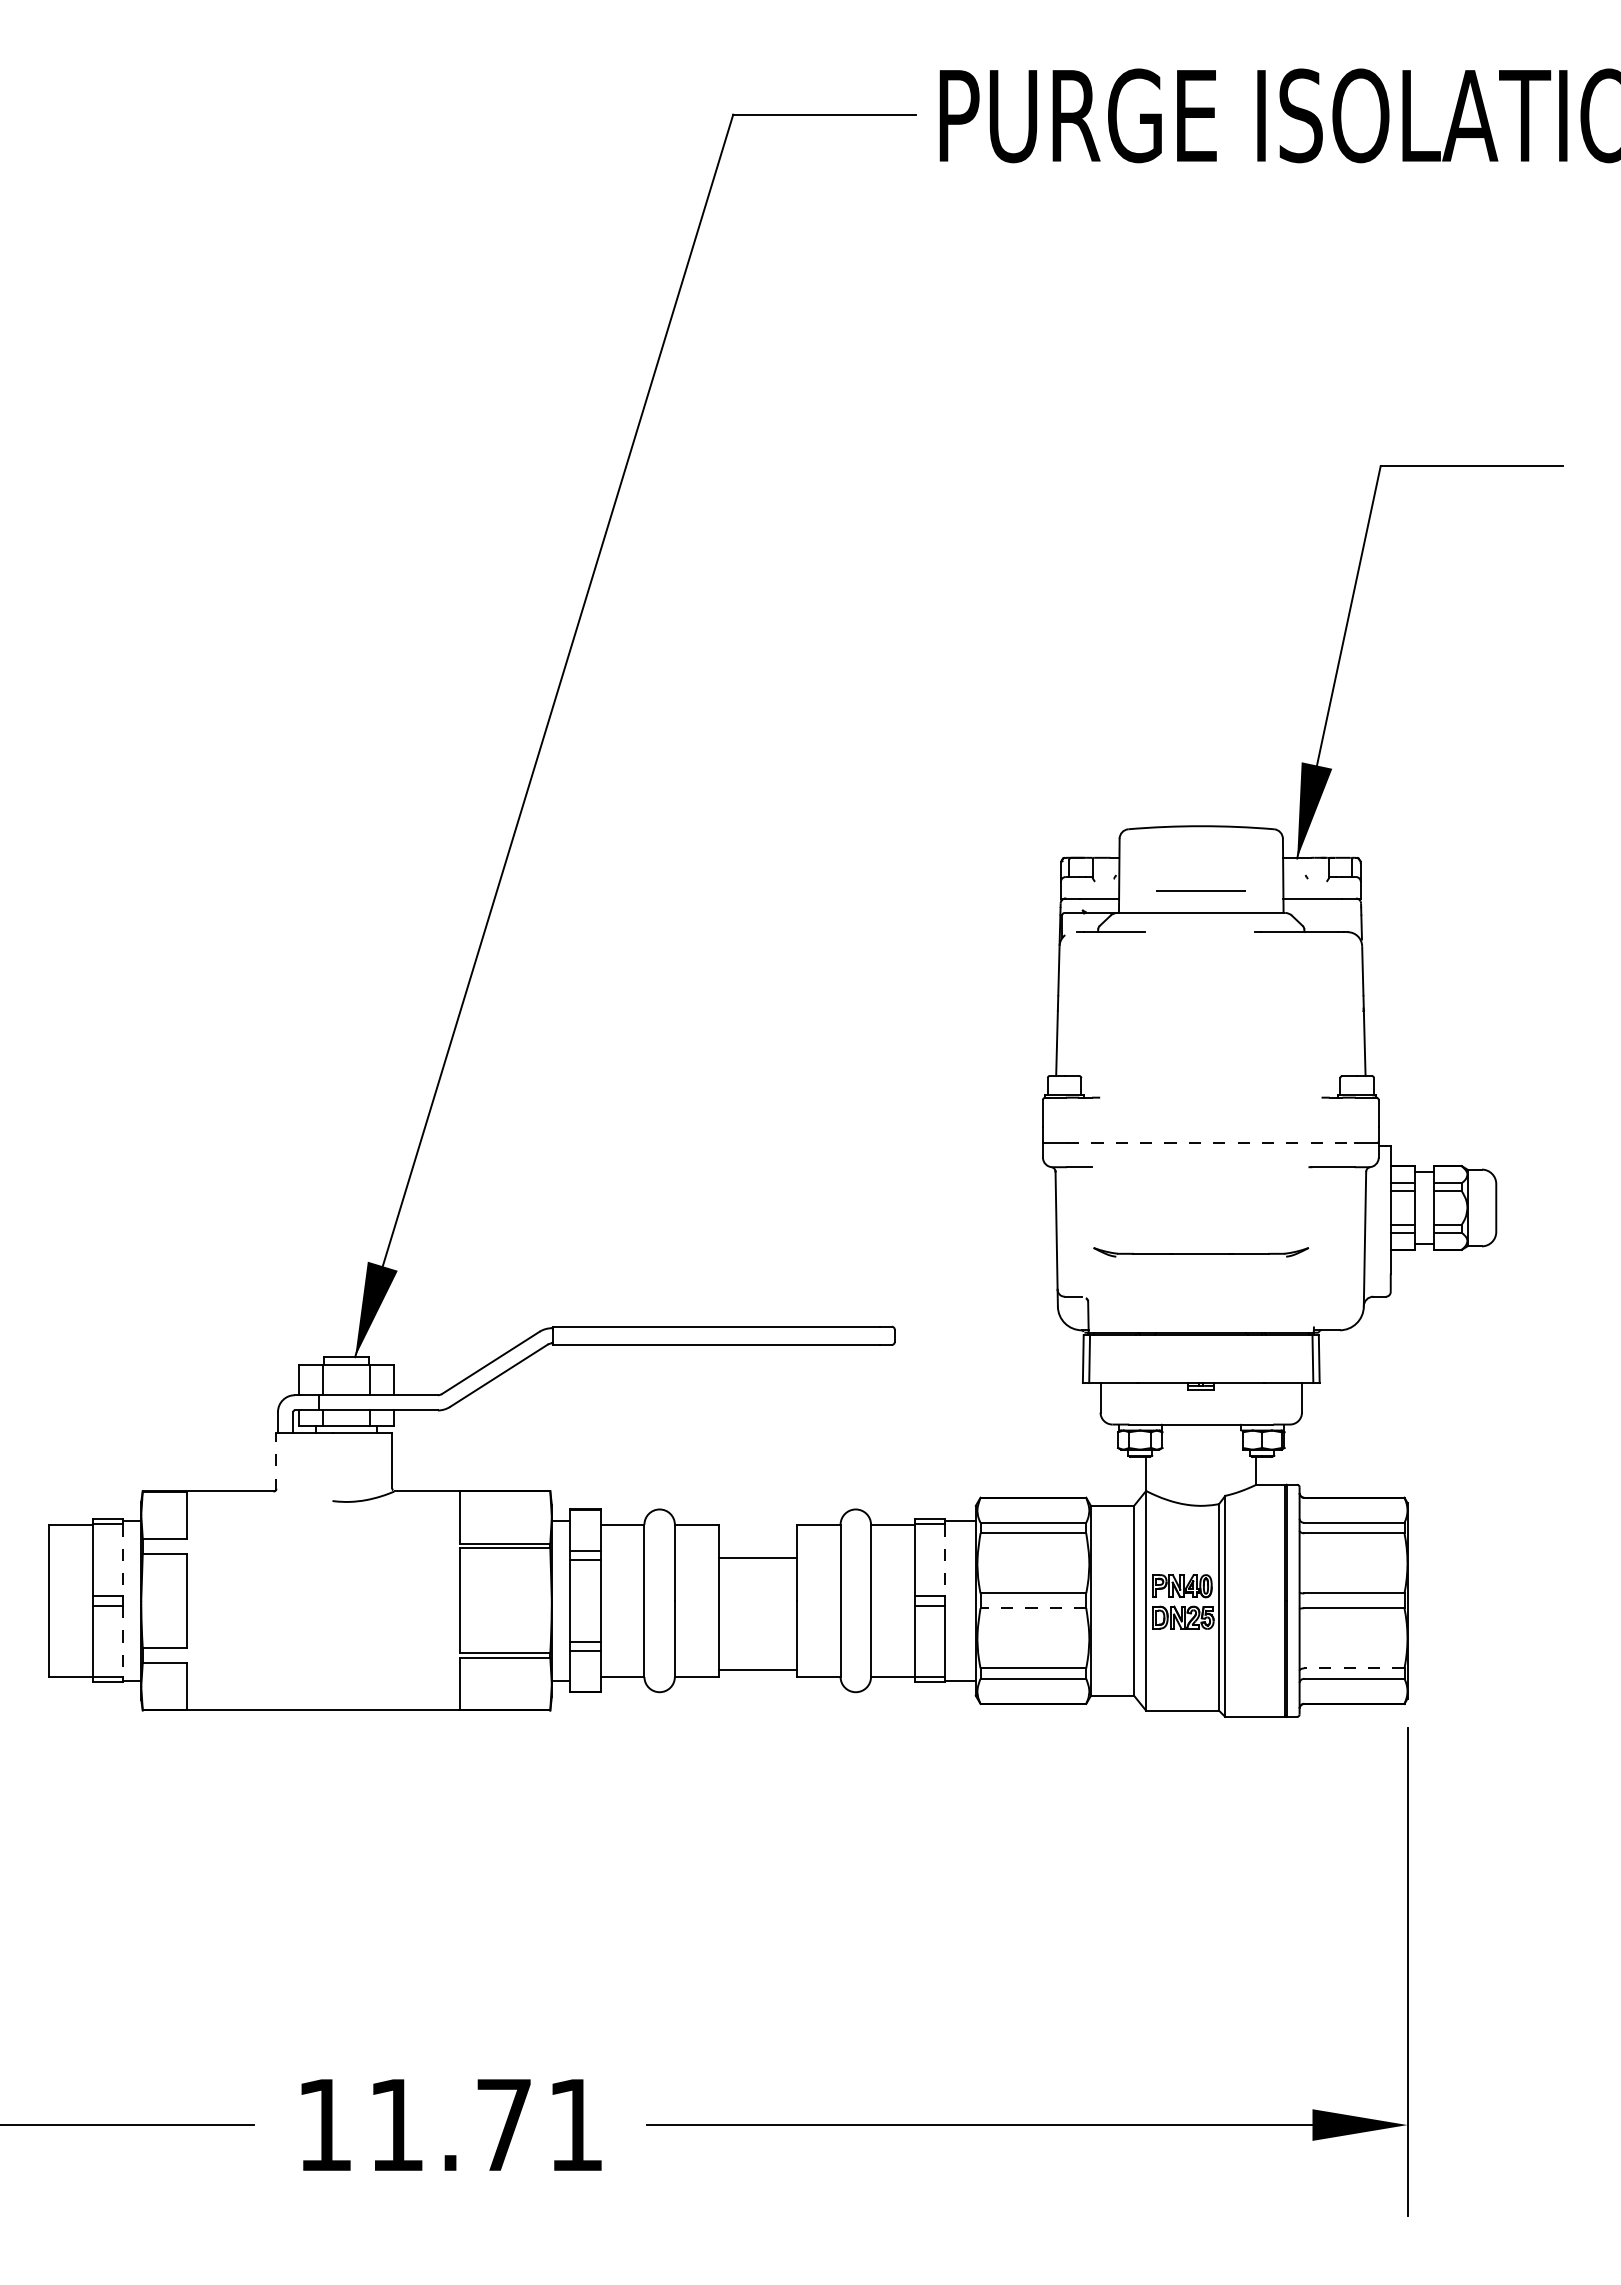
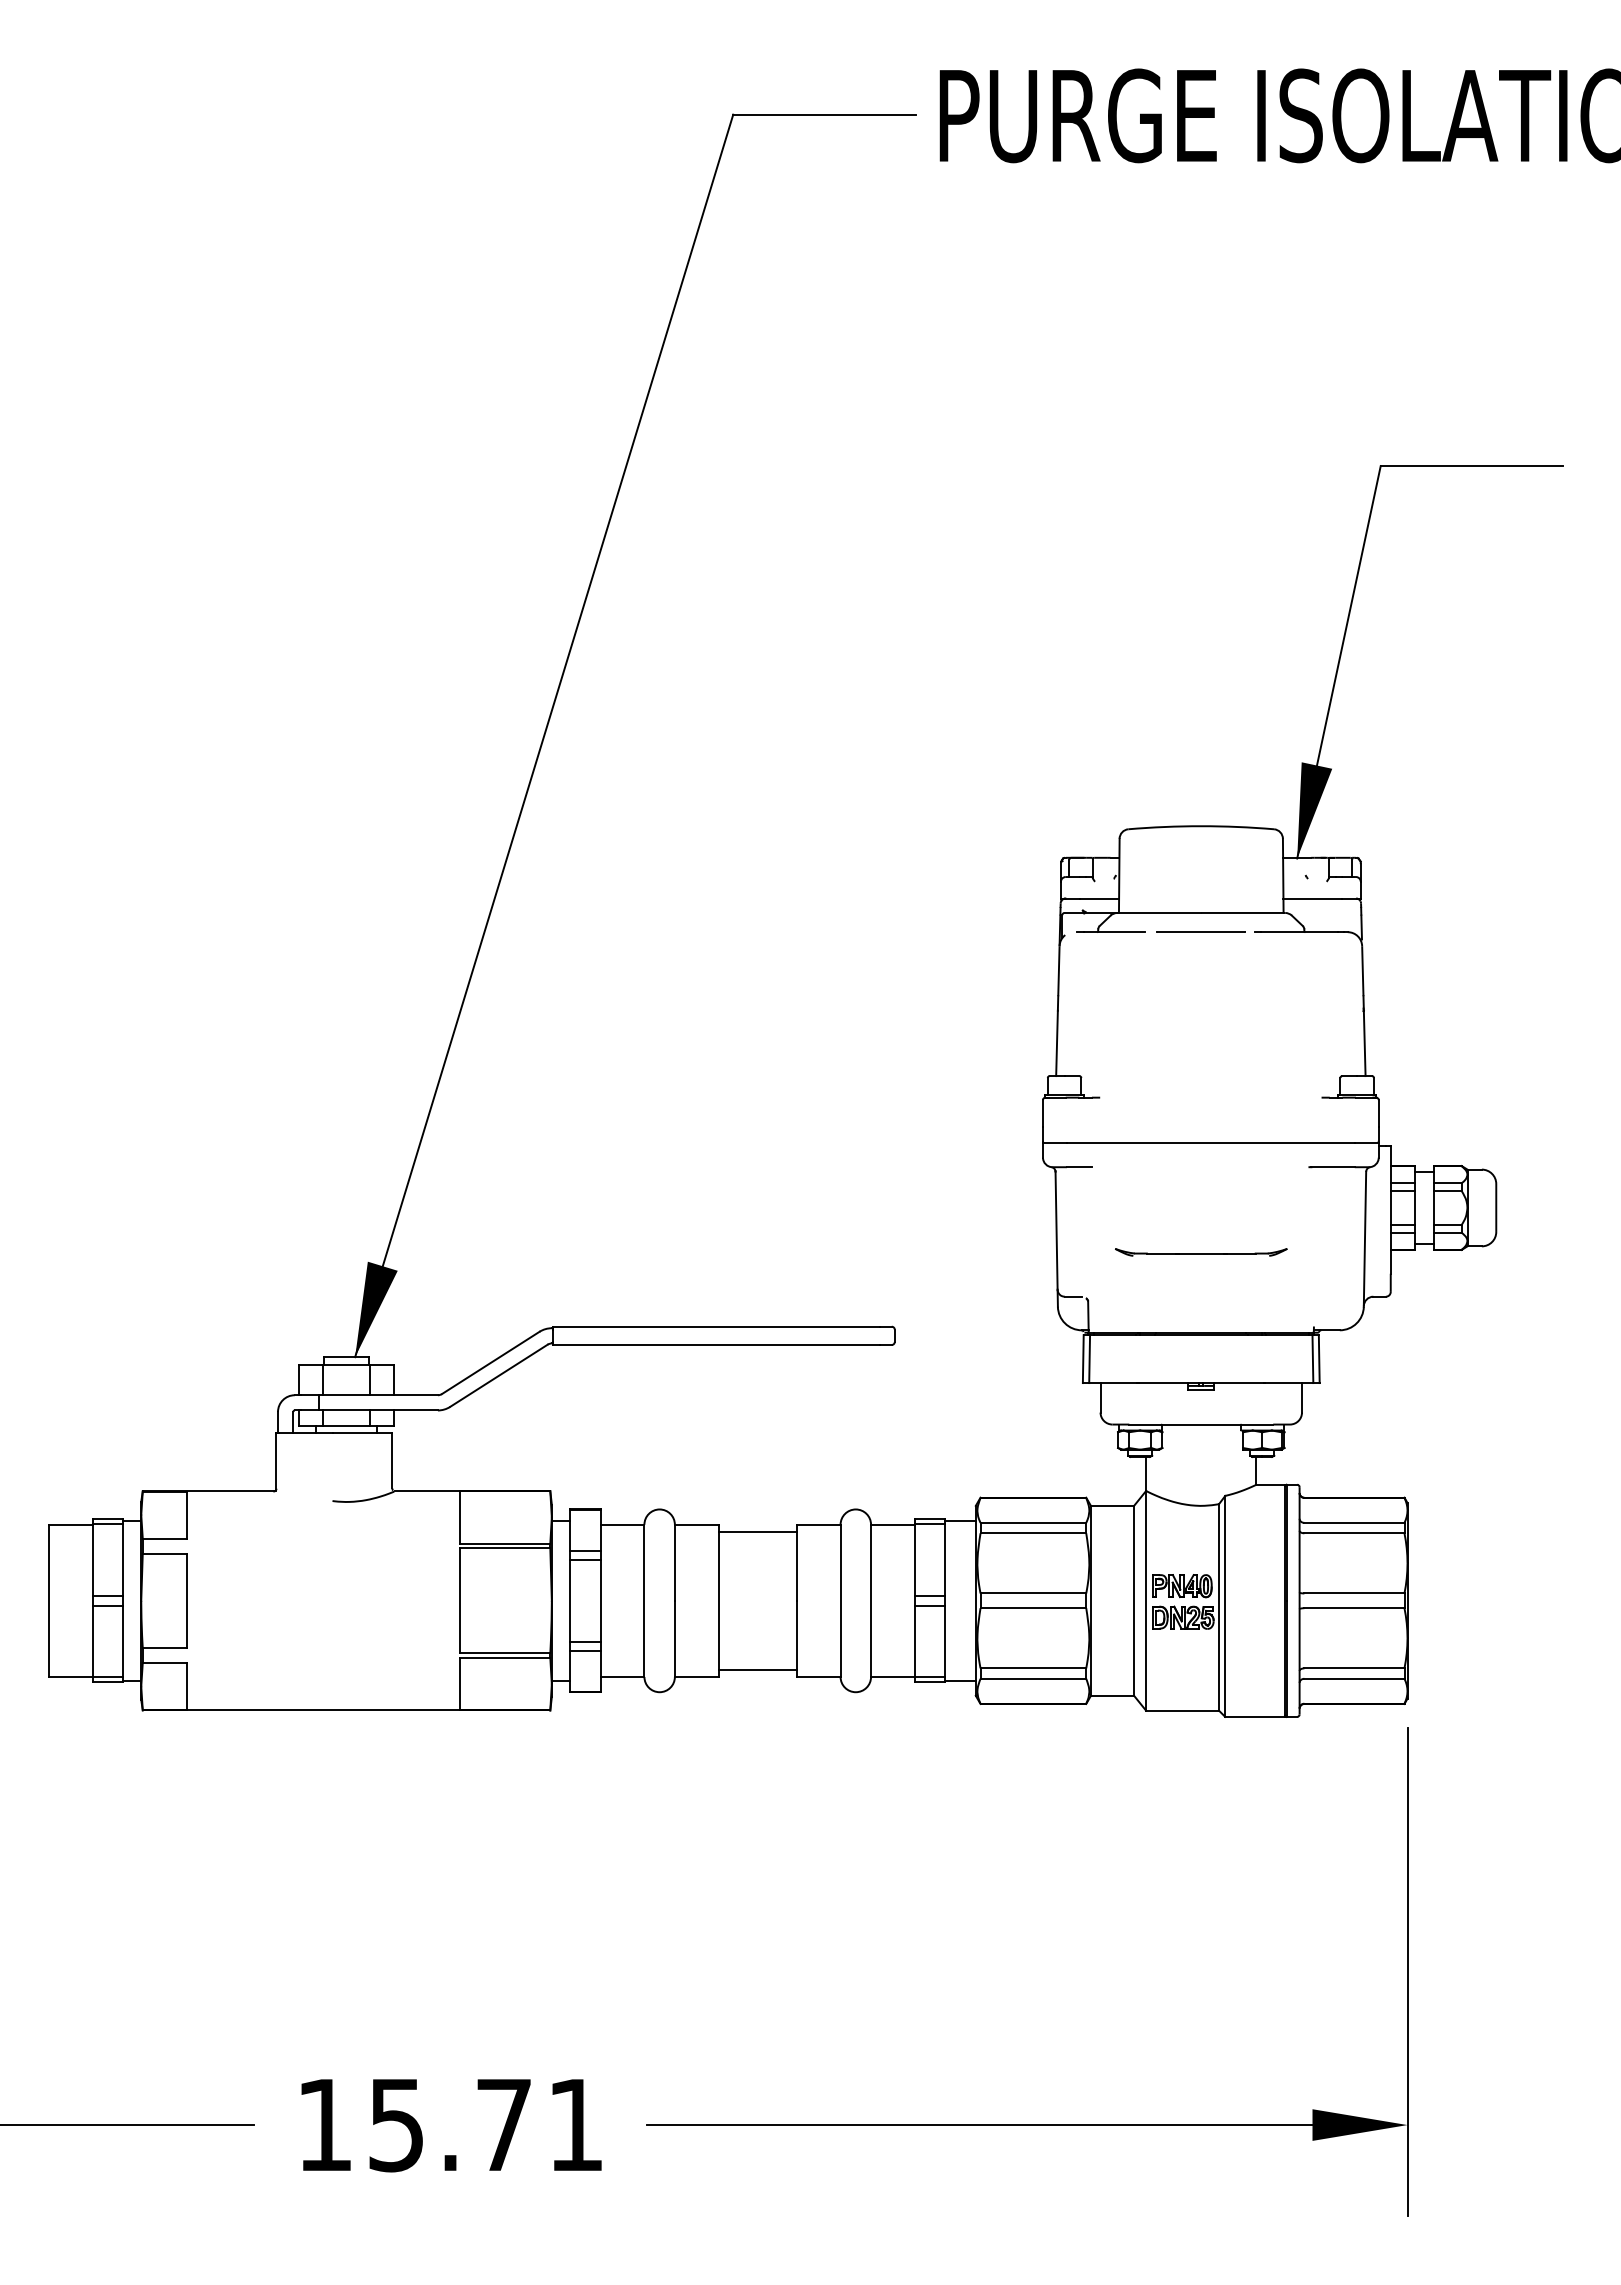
line position: (1200, 890) -> (1200, 931) (1200, 931)
line: dashed -> solid (1210, 1143)
part size: 217x11 px -> 173x9 px (1201, 1252)
line: dashed -> solid (276, 1462)
line position: (757, 1558) -> (757, 1532) (757, 1532)
line: dashed -> solid (122, 1560)
line: dashed -> solid (945, 1560)
line: dashed -> solid (1033, 1608)
line: dashed -> solid (122, 1641)
line: dashed -> solid (1353, 1668)
text: 11.71 -> 15.71 (395, 2125)
